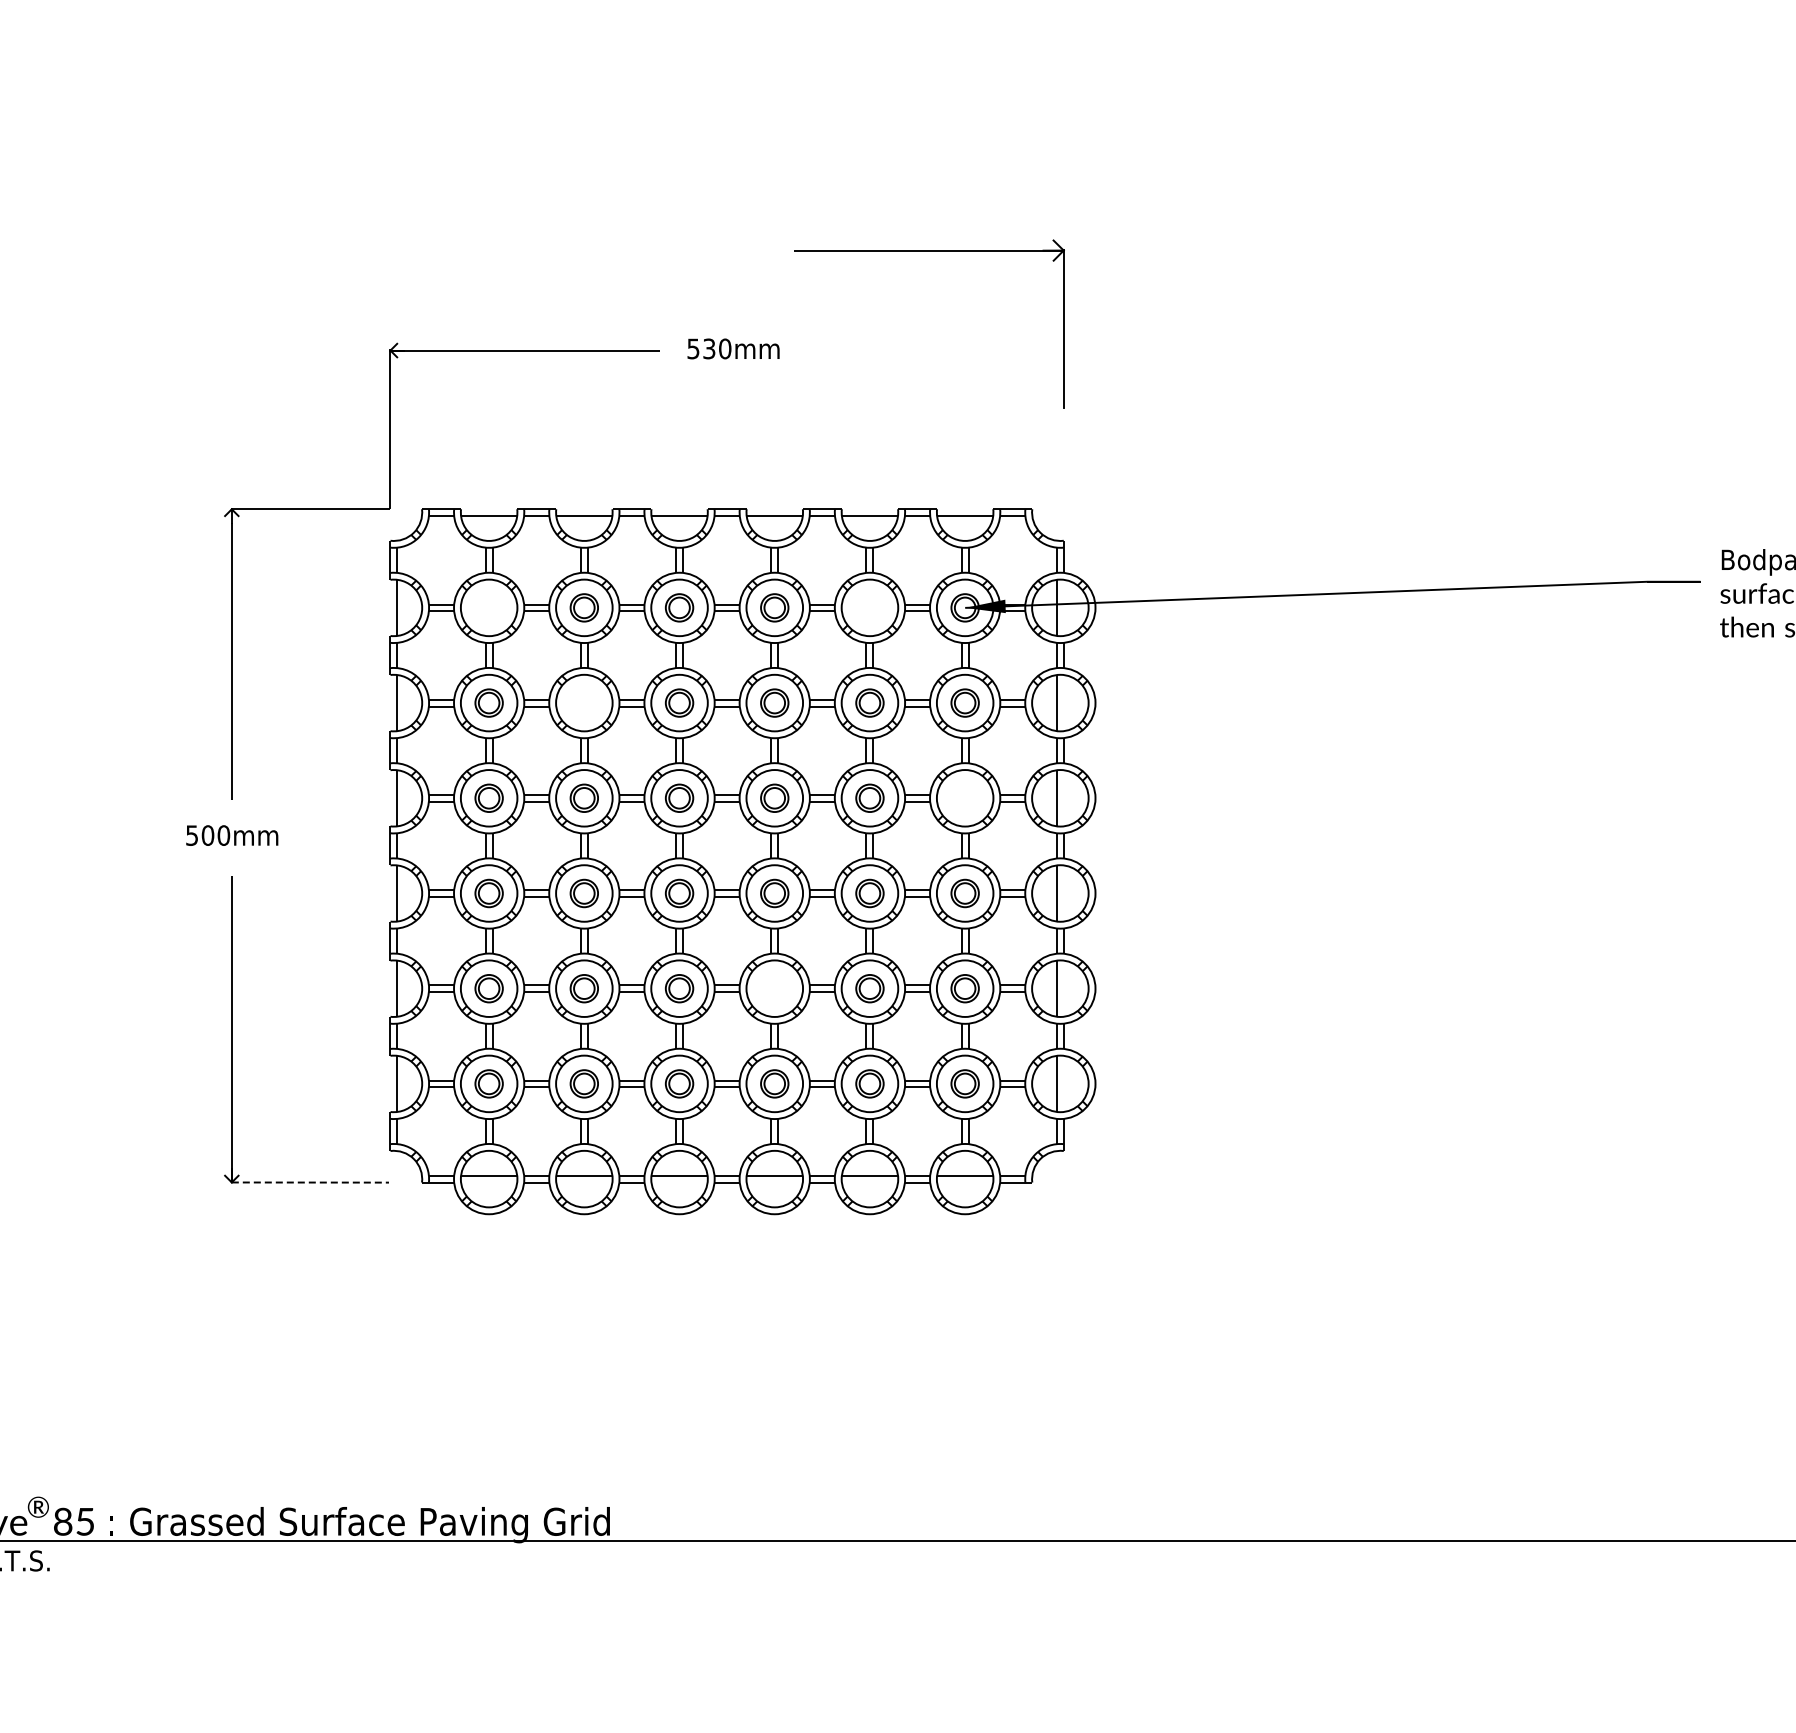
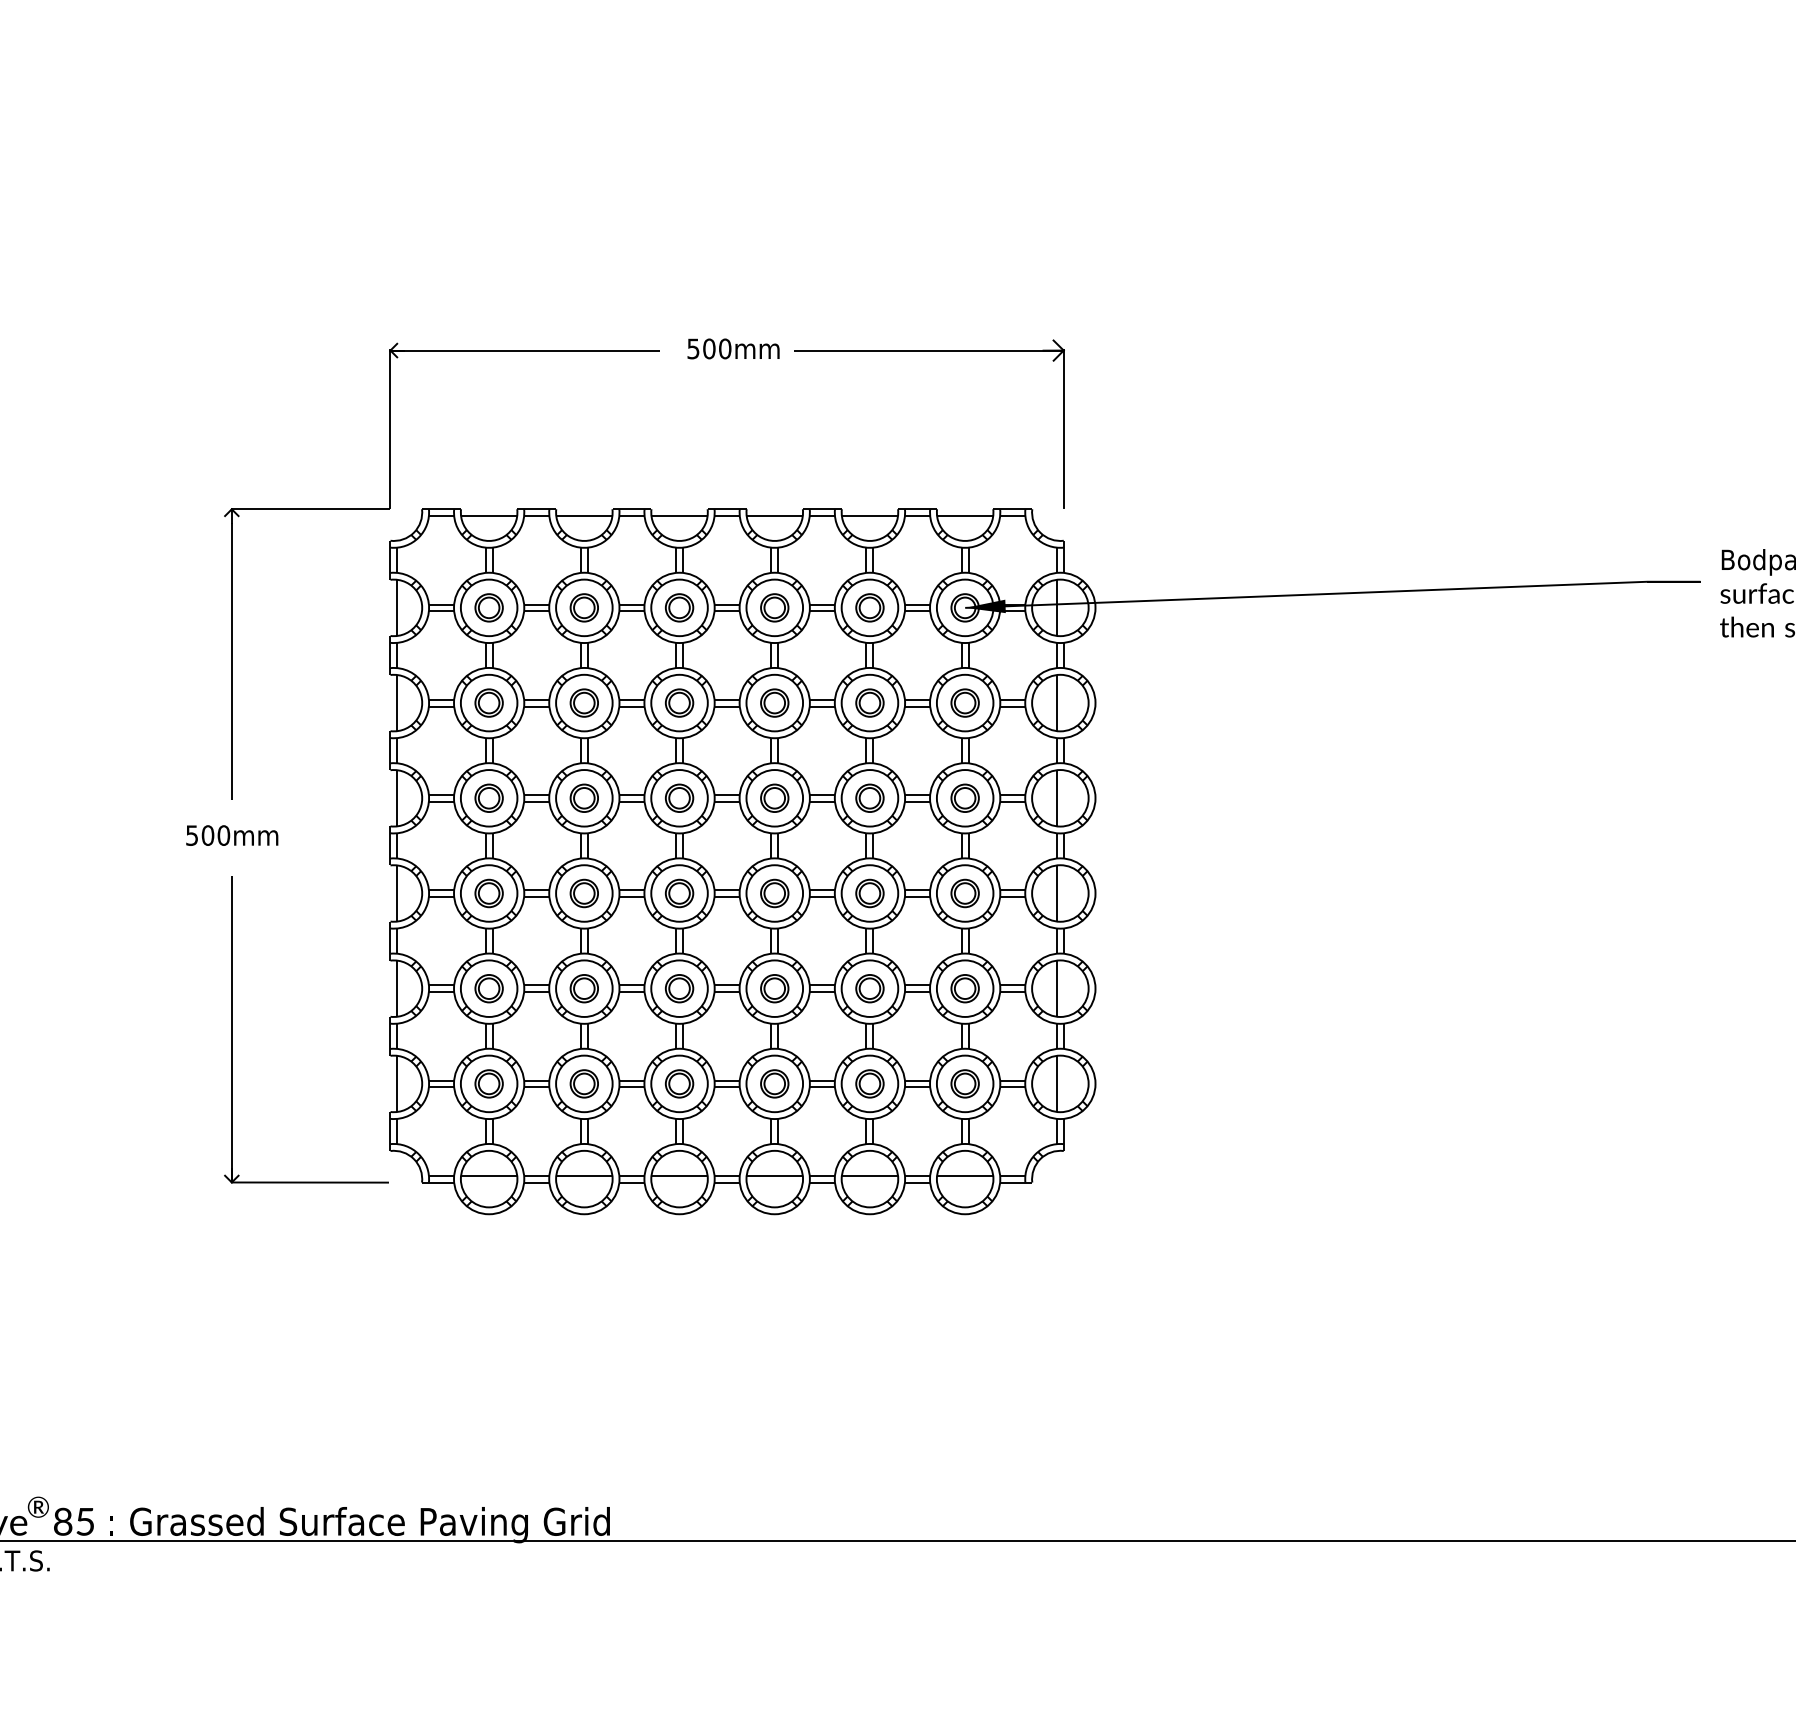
part position: (929, 251) -> (929, 351) (929, 351)
text: 530mm -> 500mm (709, 348)
part: none -> present (488, 607)
part: none -> present (869, 607)
part: none -> present (583, 702)
part: none -> present (964, 797)
part: none -> present (774, 988)
line: dashed -> solid (310, 1182)
